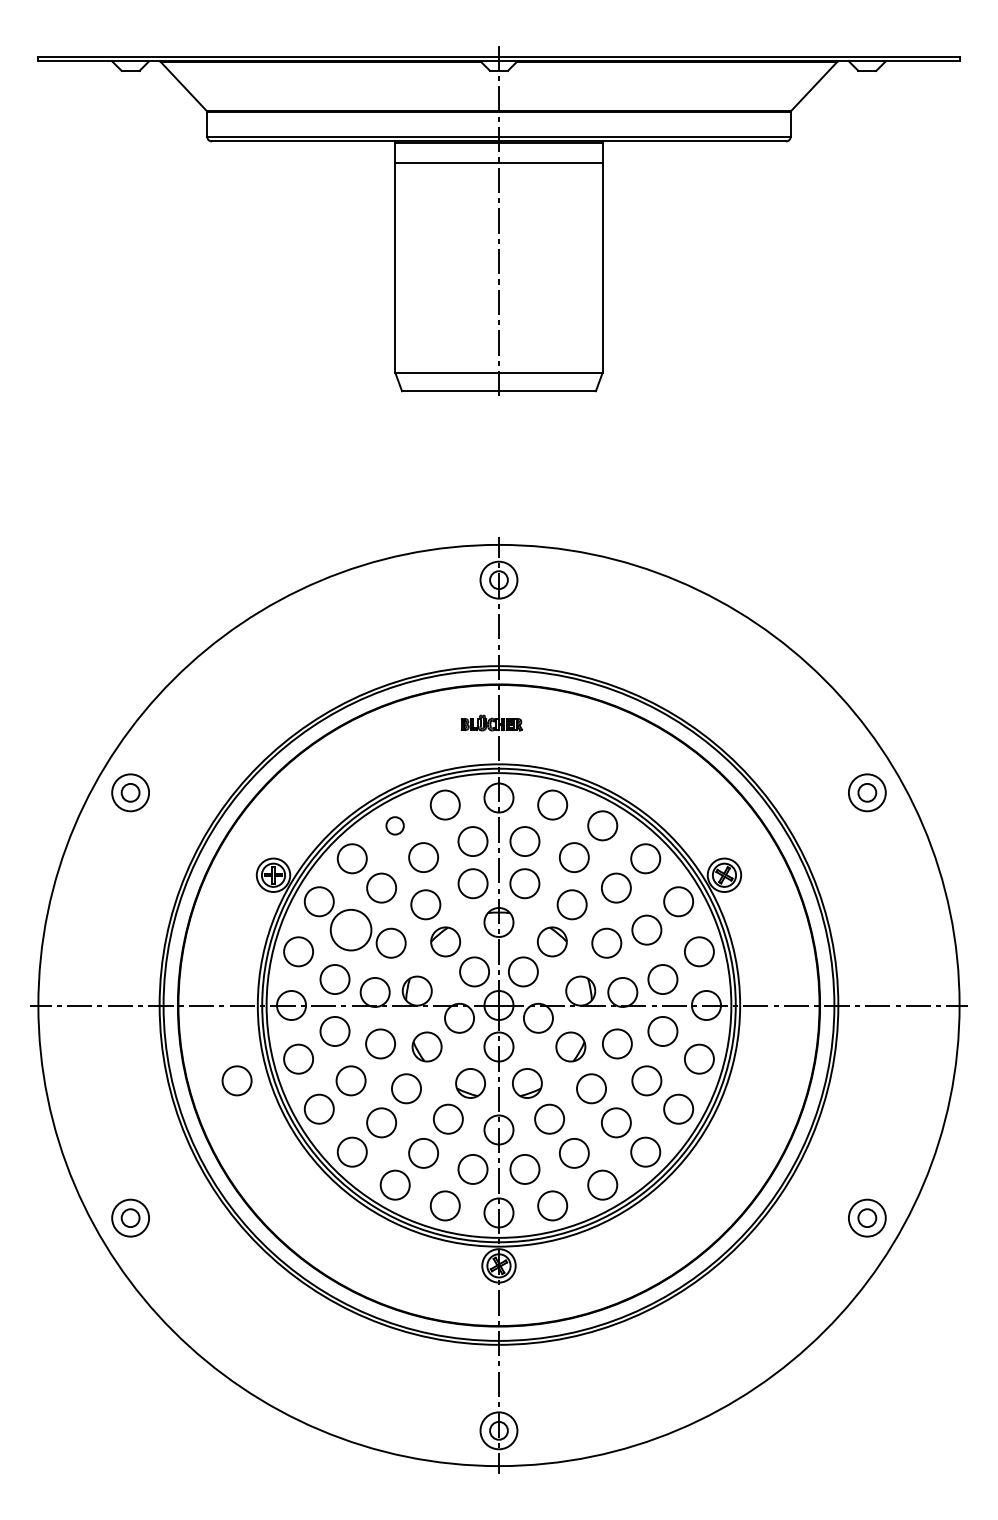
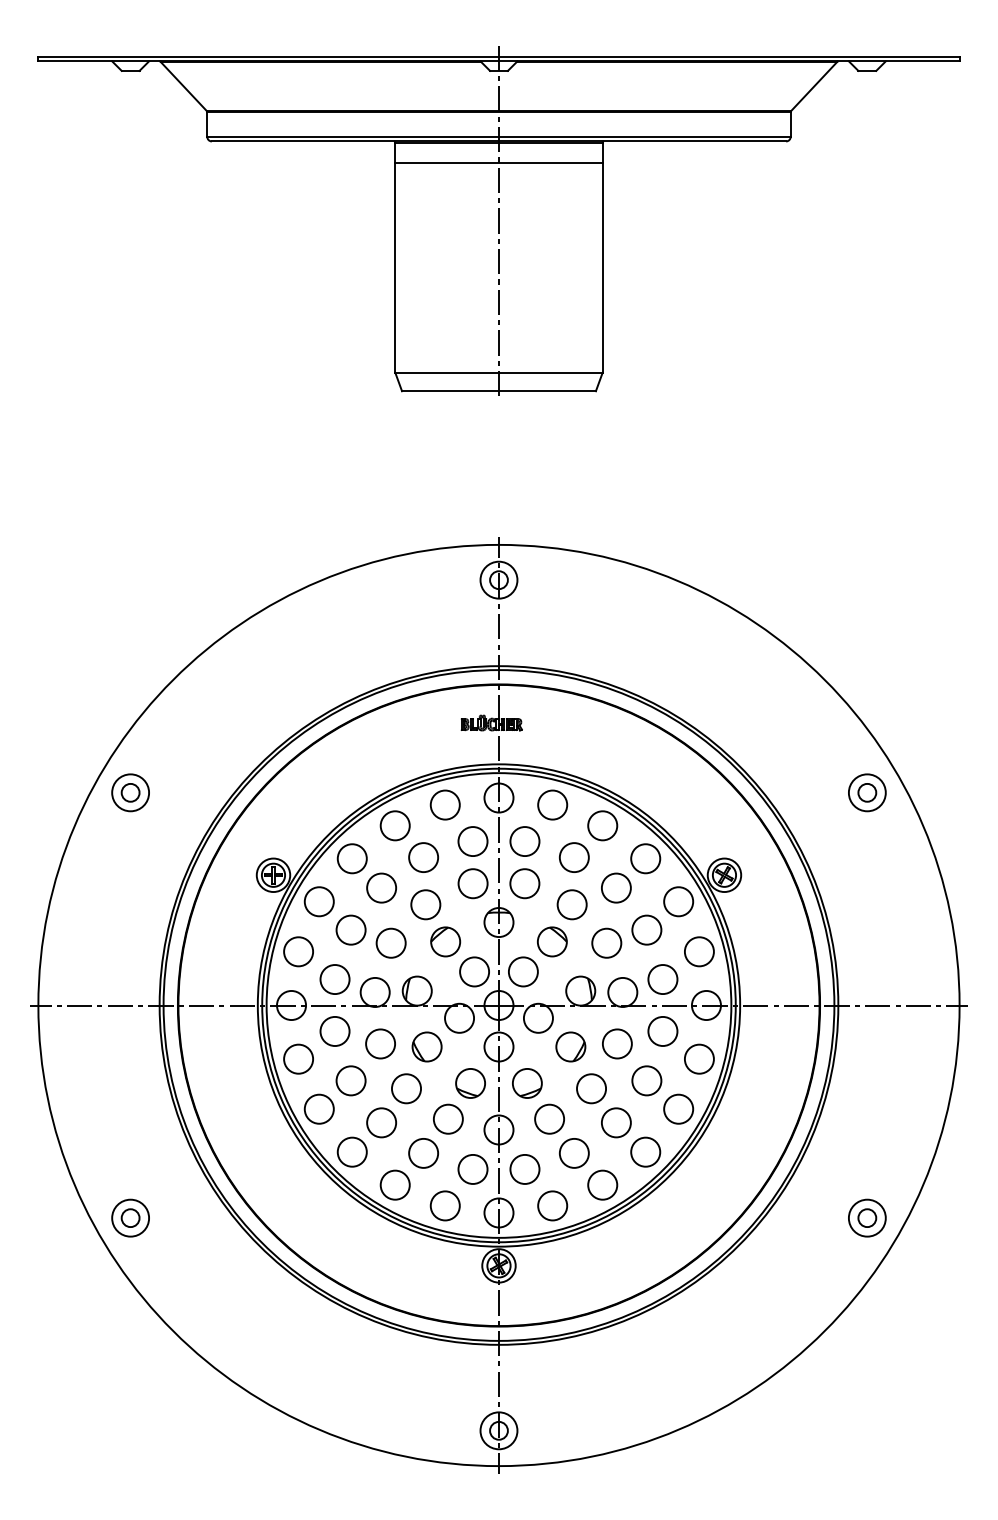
circle size: 20x20 px -> 32x32 px (394, 825)
circle diameter: 41 px -> 29 px (350, 929)
circle: present -> none (236, 1080)
